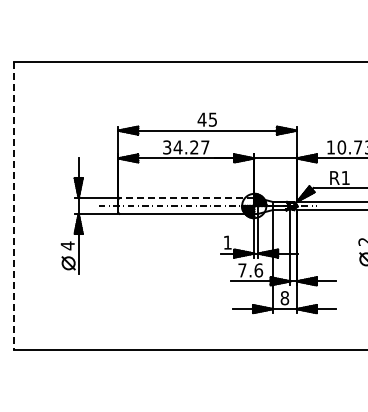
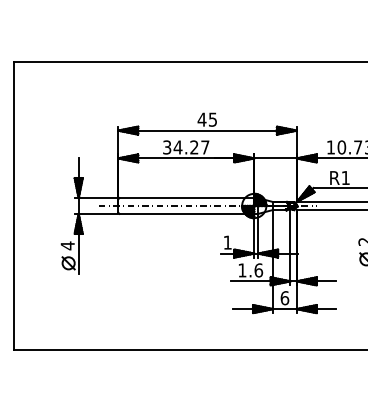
line: dashed -> solid (186, 198)
line: dashed -> solid (13, 206)
text: 7.6 -> 1.6 (242, 270)
text: 8 -> 6 (284, 298)
